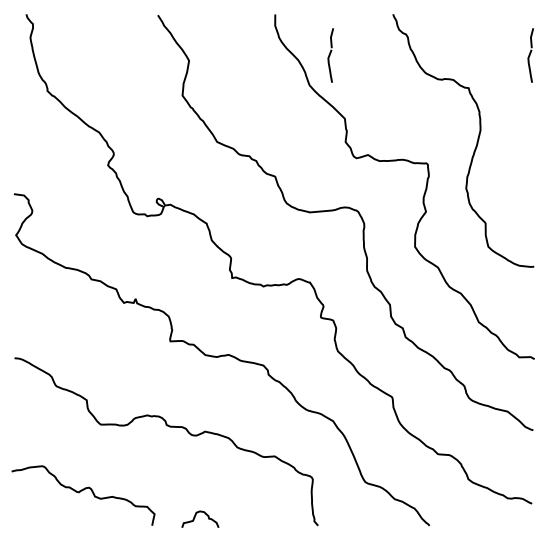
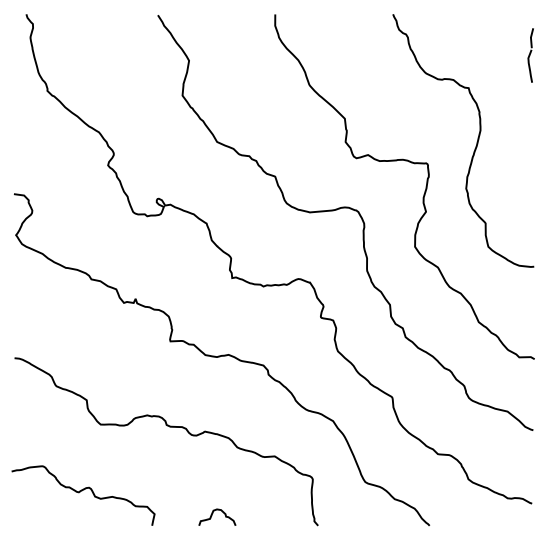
part: present -> none (330, 55)
curve position: (196, 515) -> (213, 513) (213, 513)
